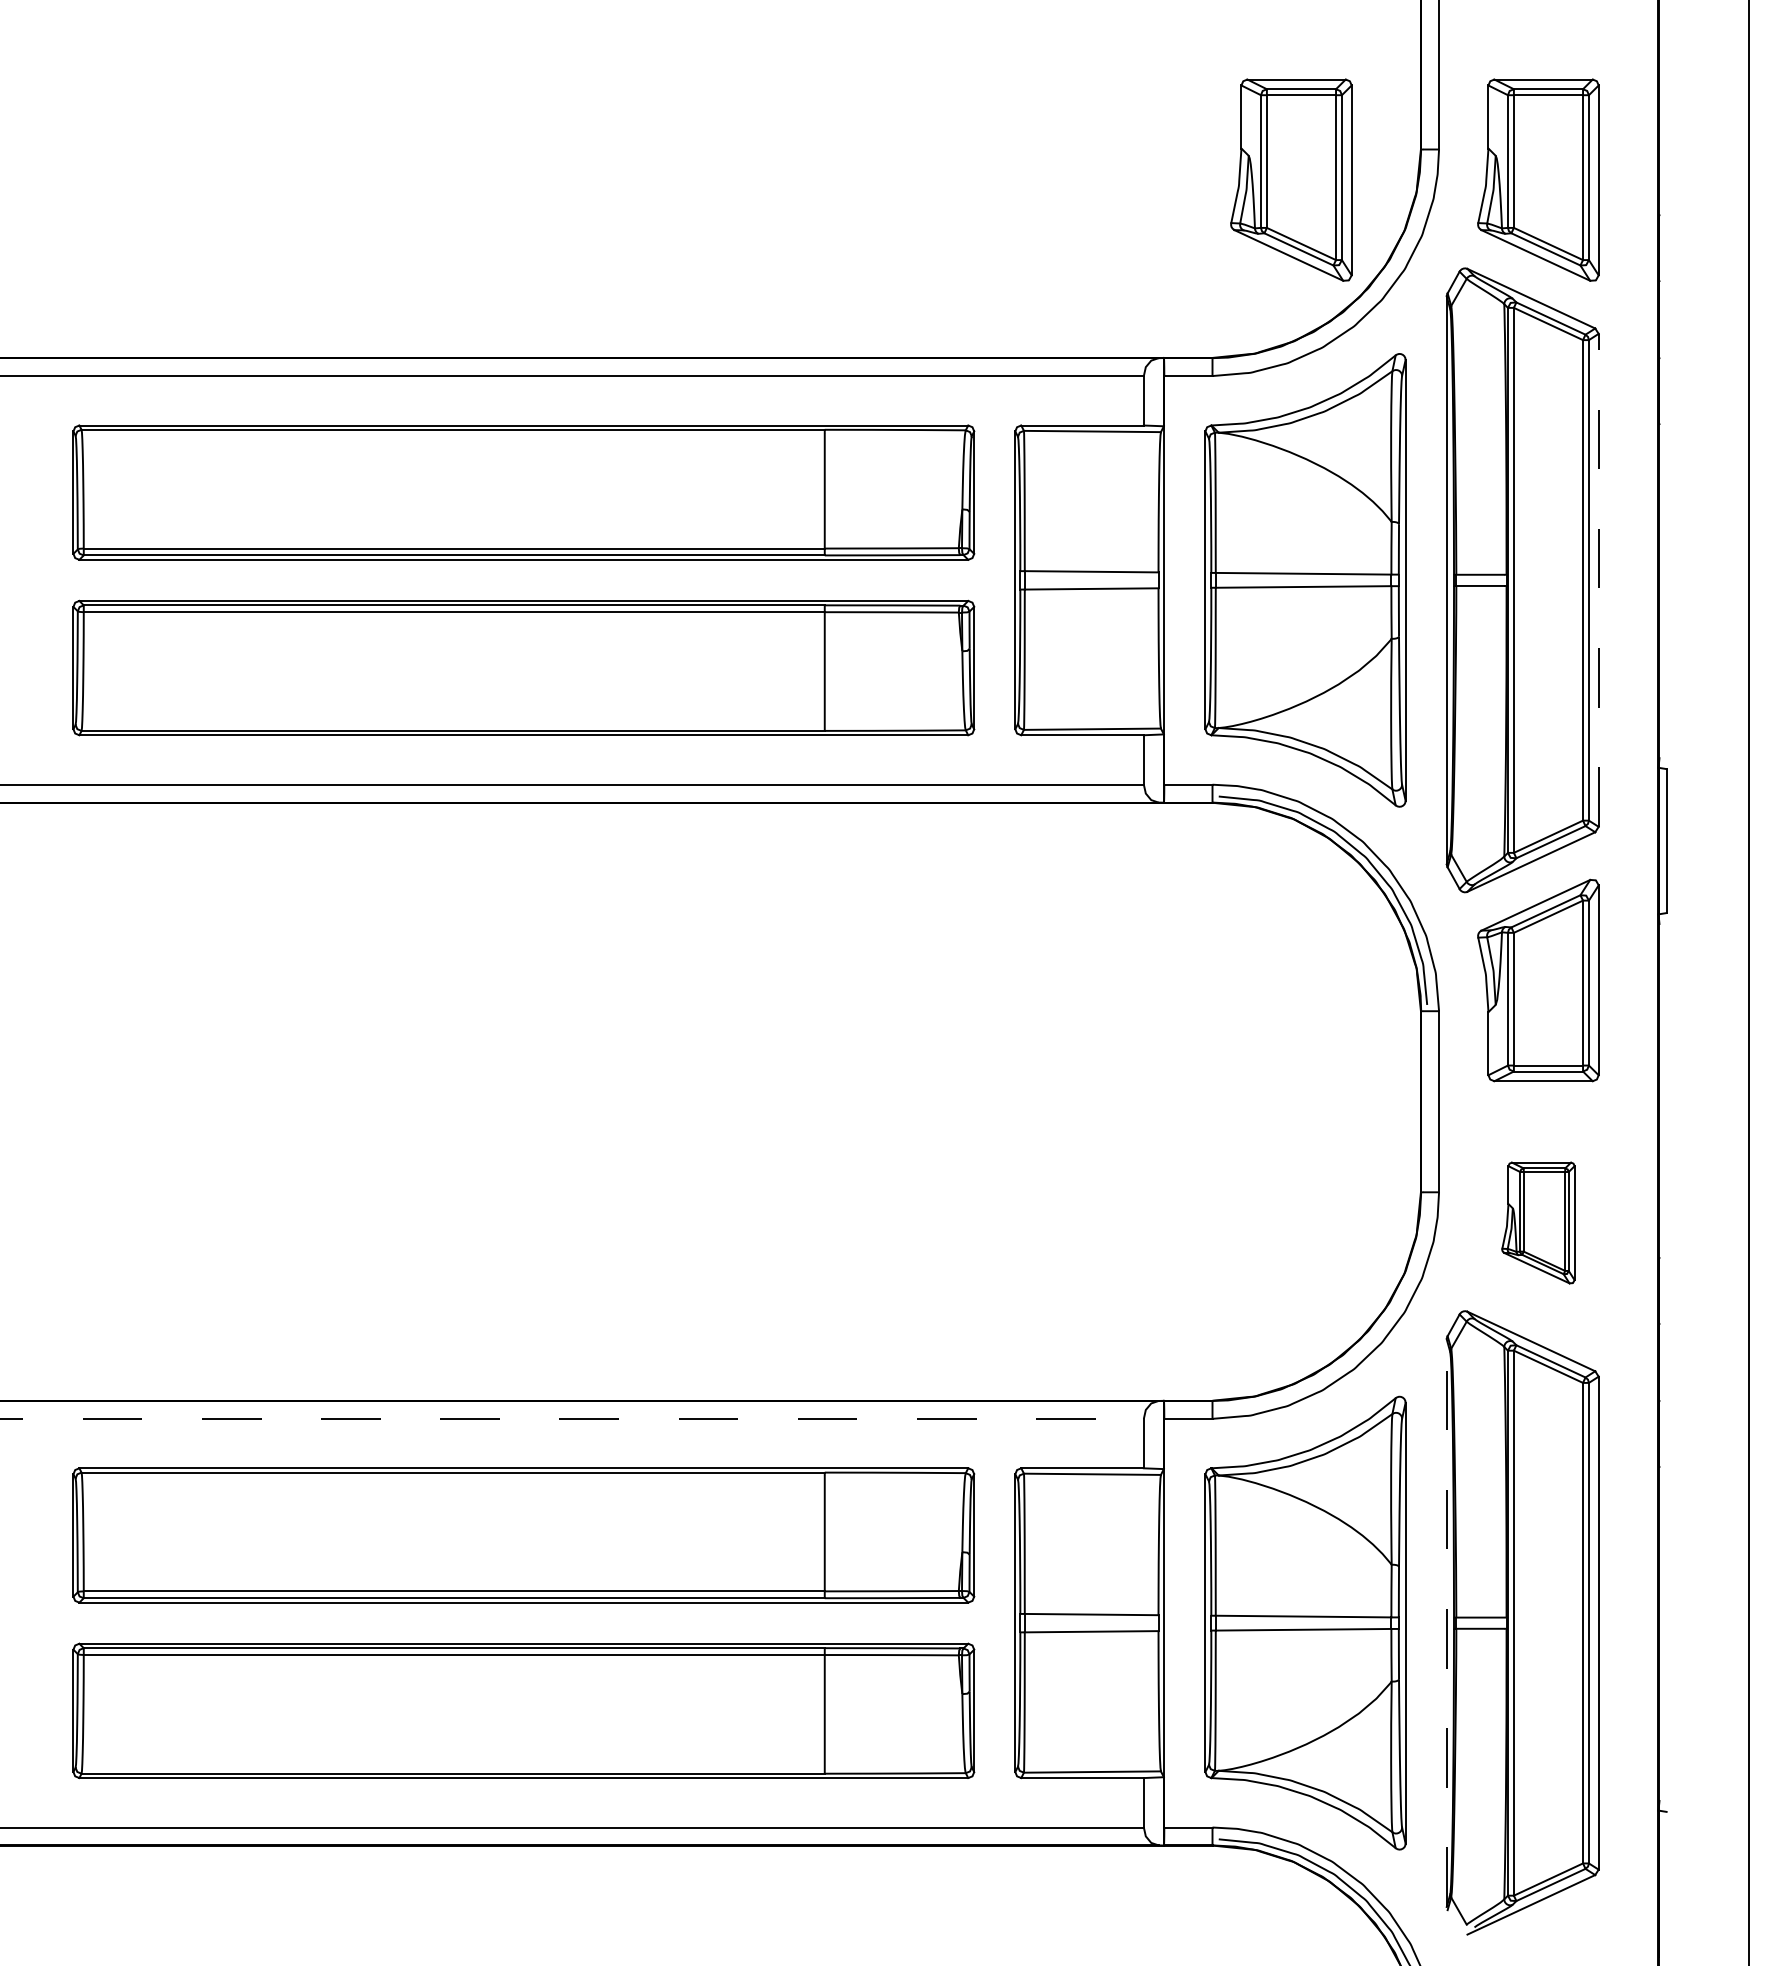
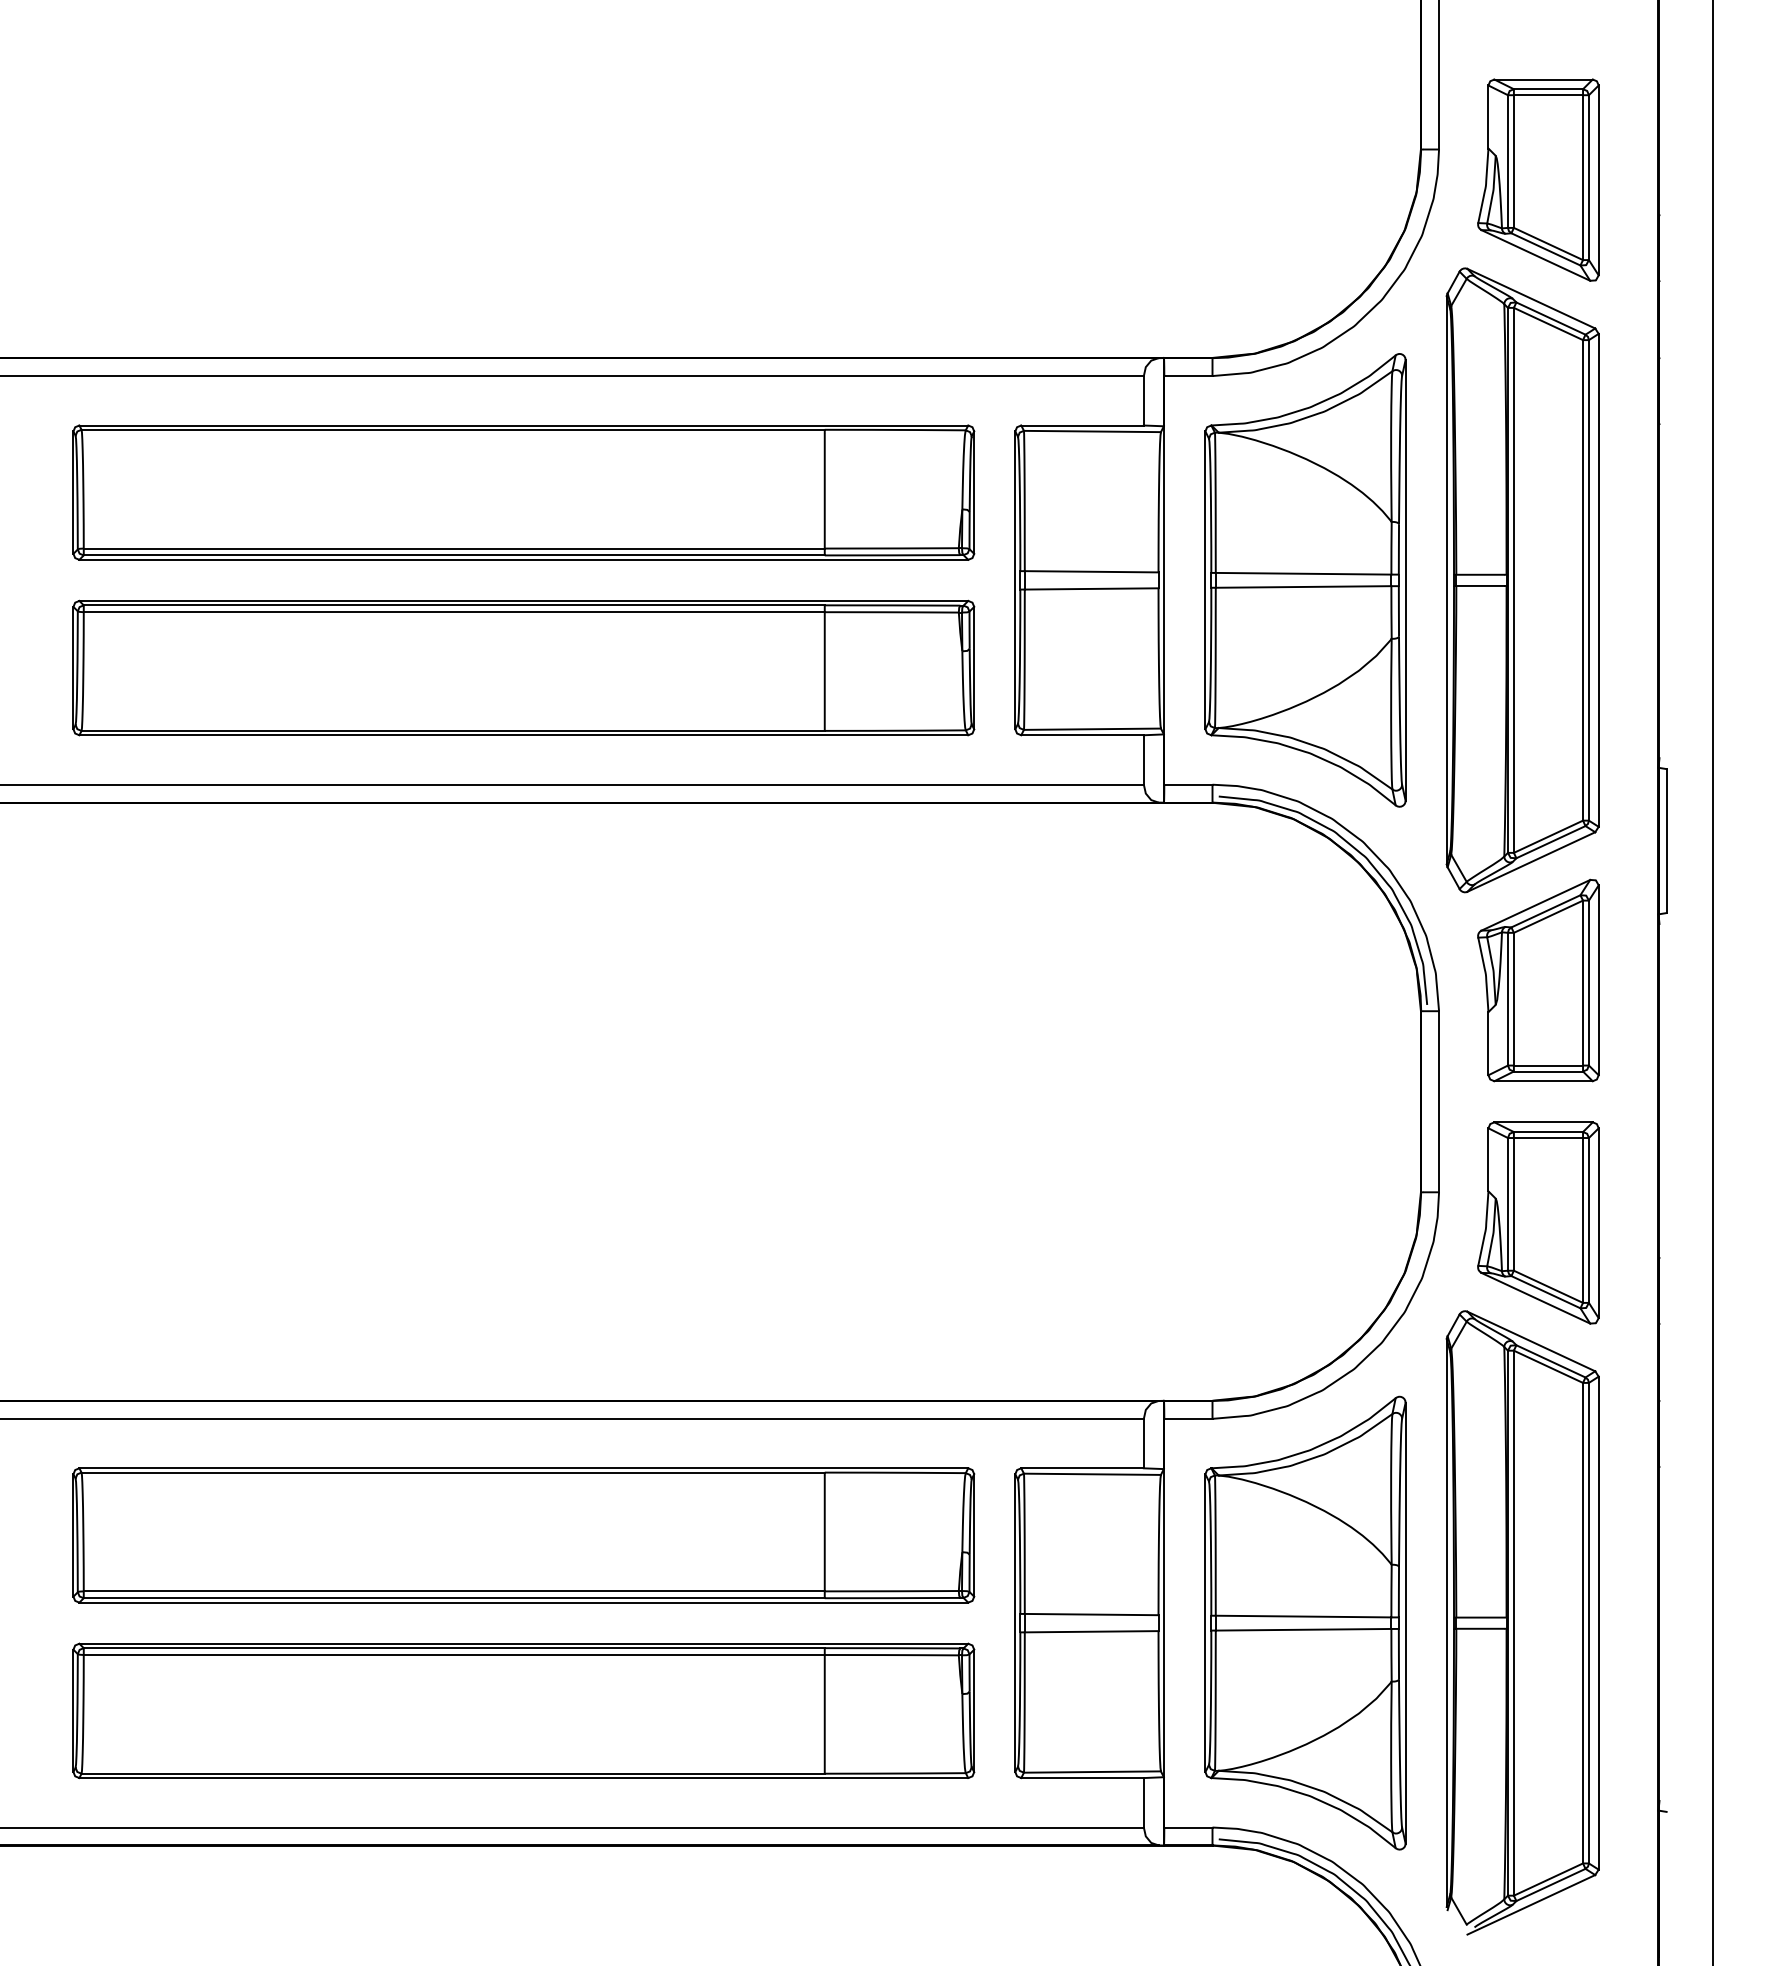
part: present -> none (1291, 179)
line: dashed -> solid (1598, 579)
line position: (1749, 982) -> (1713, 982) (1713, 982)
part size: 75x124 px -> 123x204 px (1538, 1222)
line: dashed -> solid (572, 1418)
line: dashed -> solid (1446, 1623)
